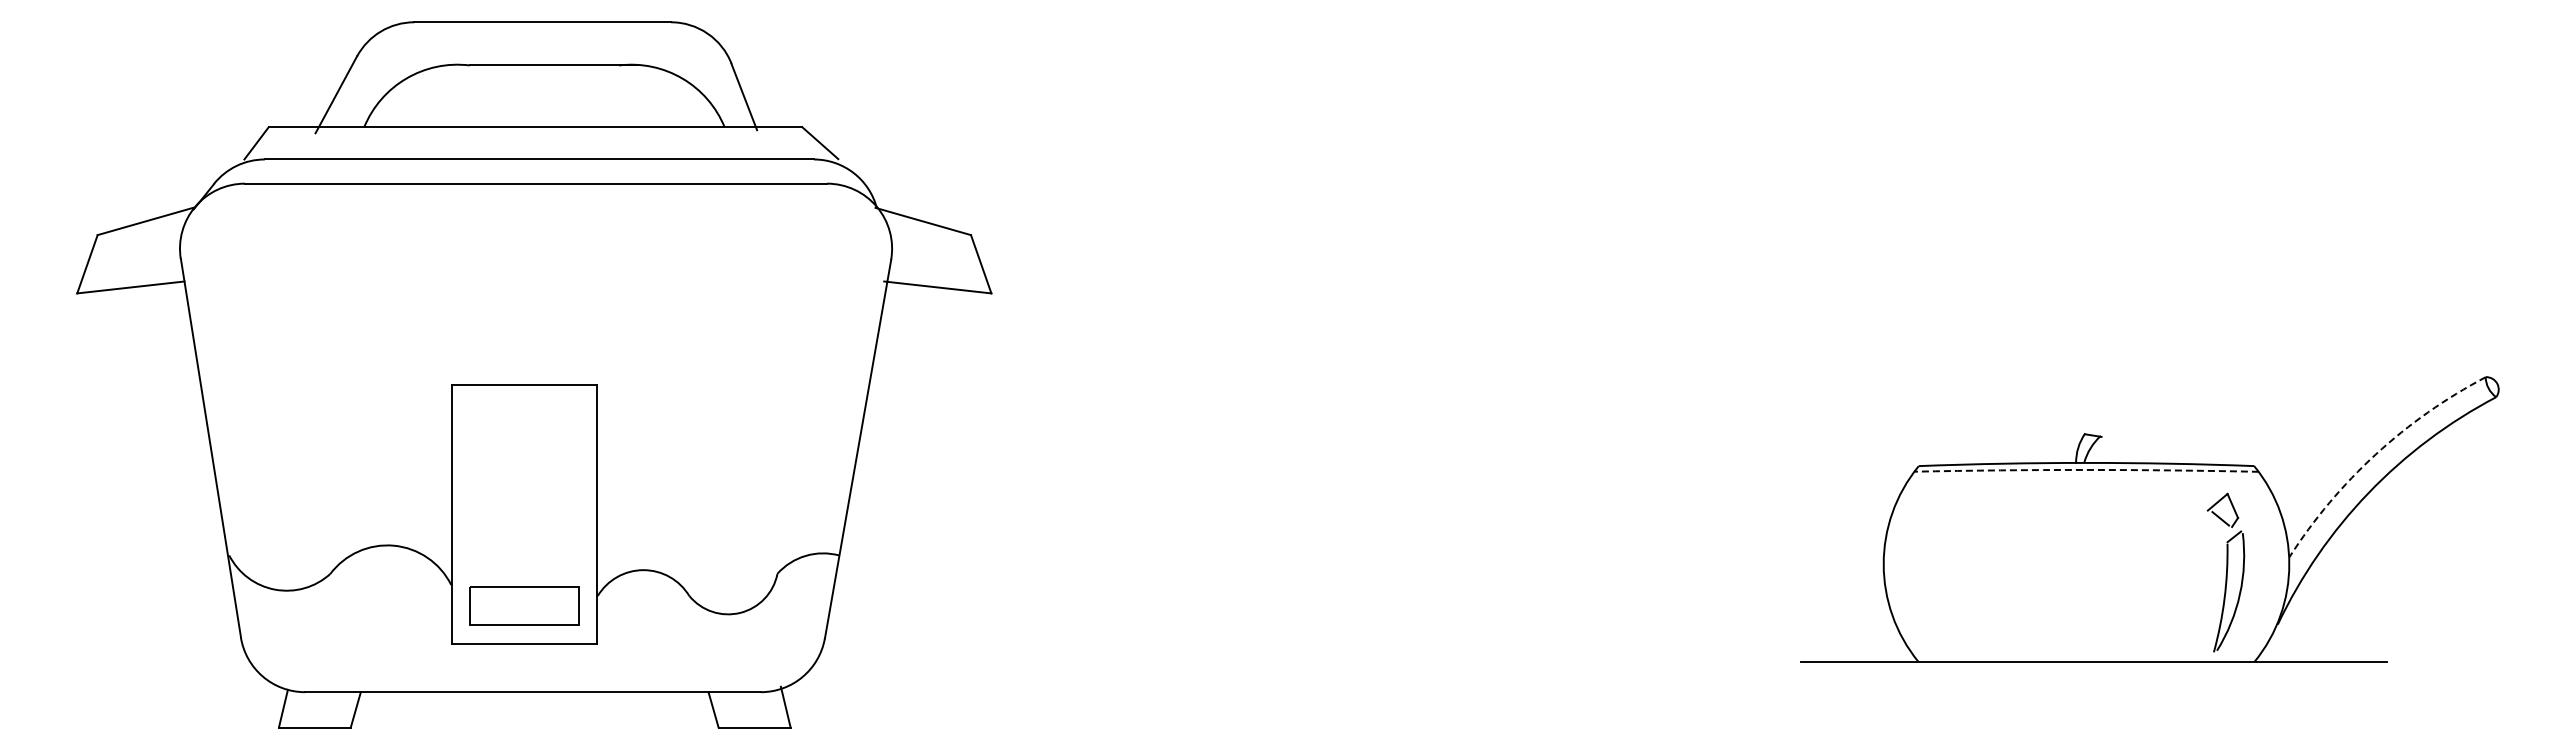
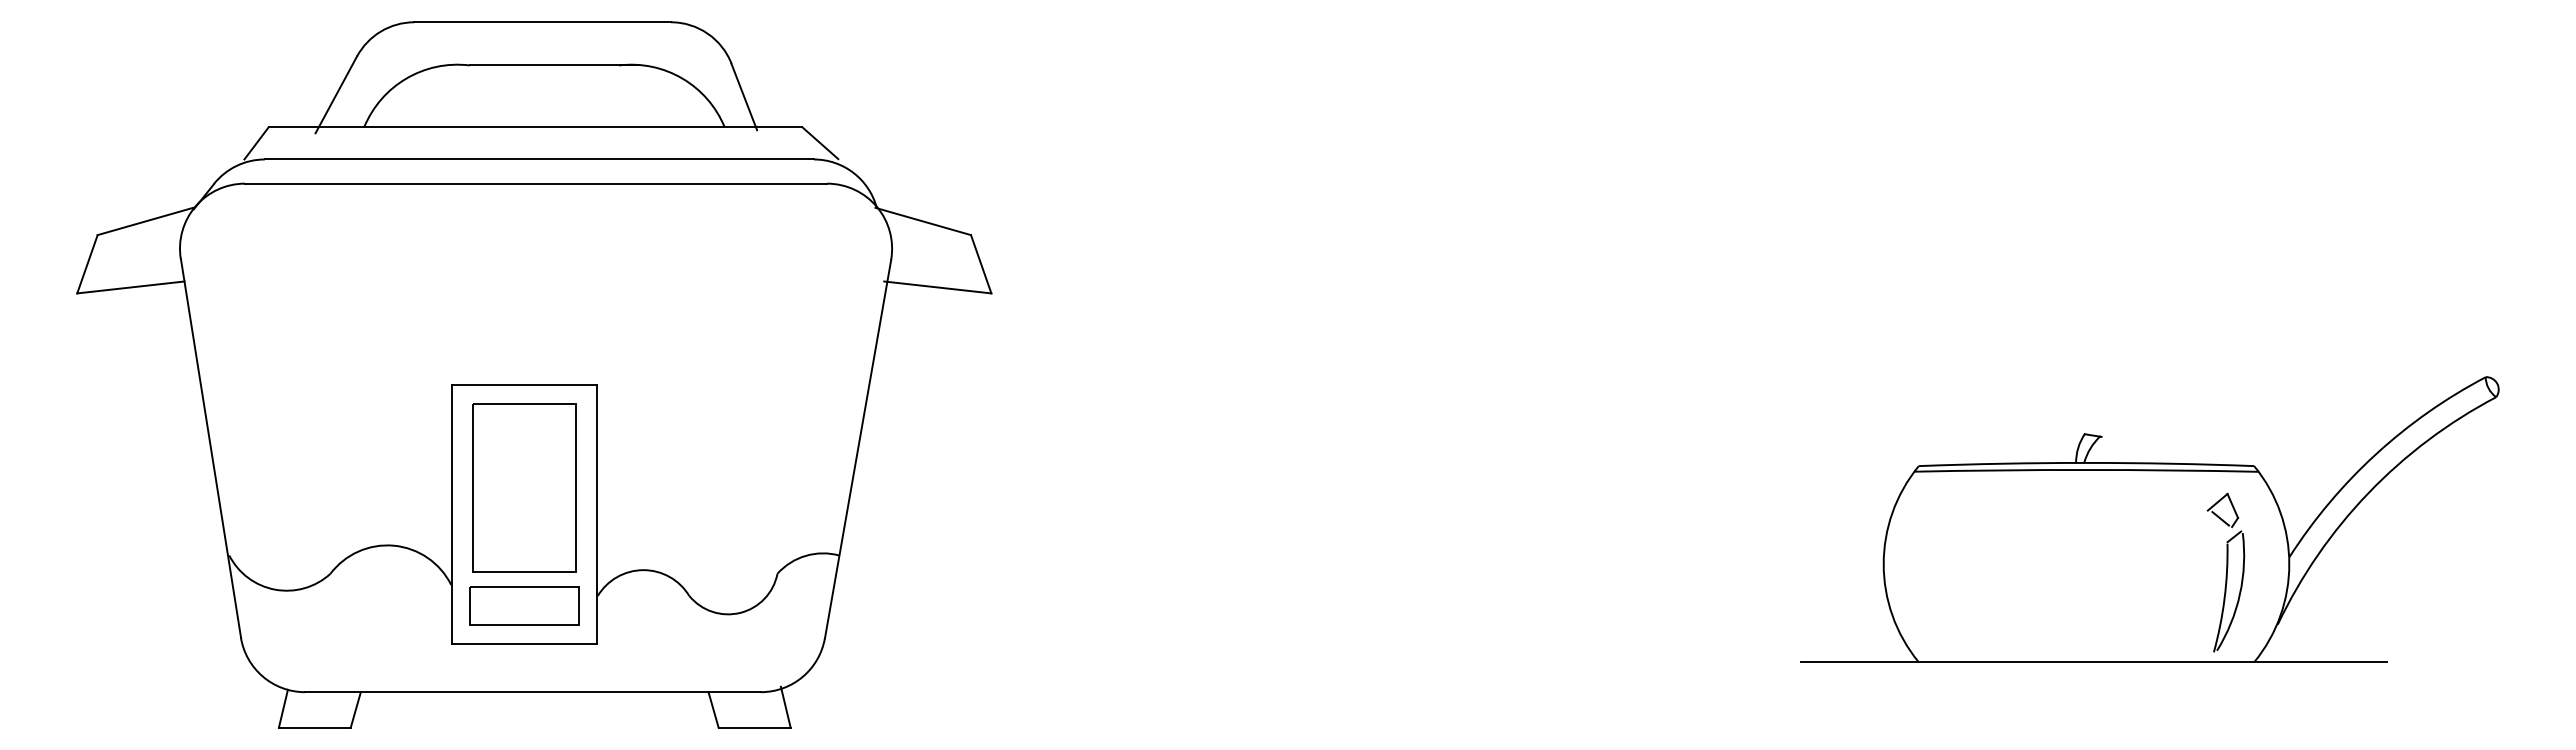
arc: dashed -> solid (2375, 454)
arc: dashed -> solid (2086, 469)
part: none -> present (524, 487)
